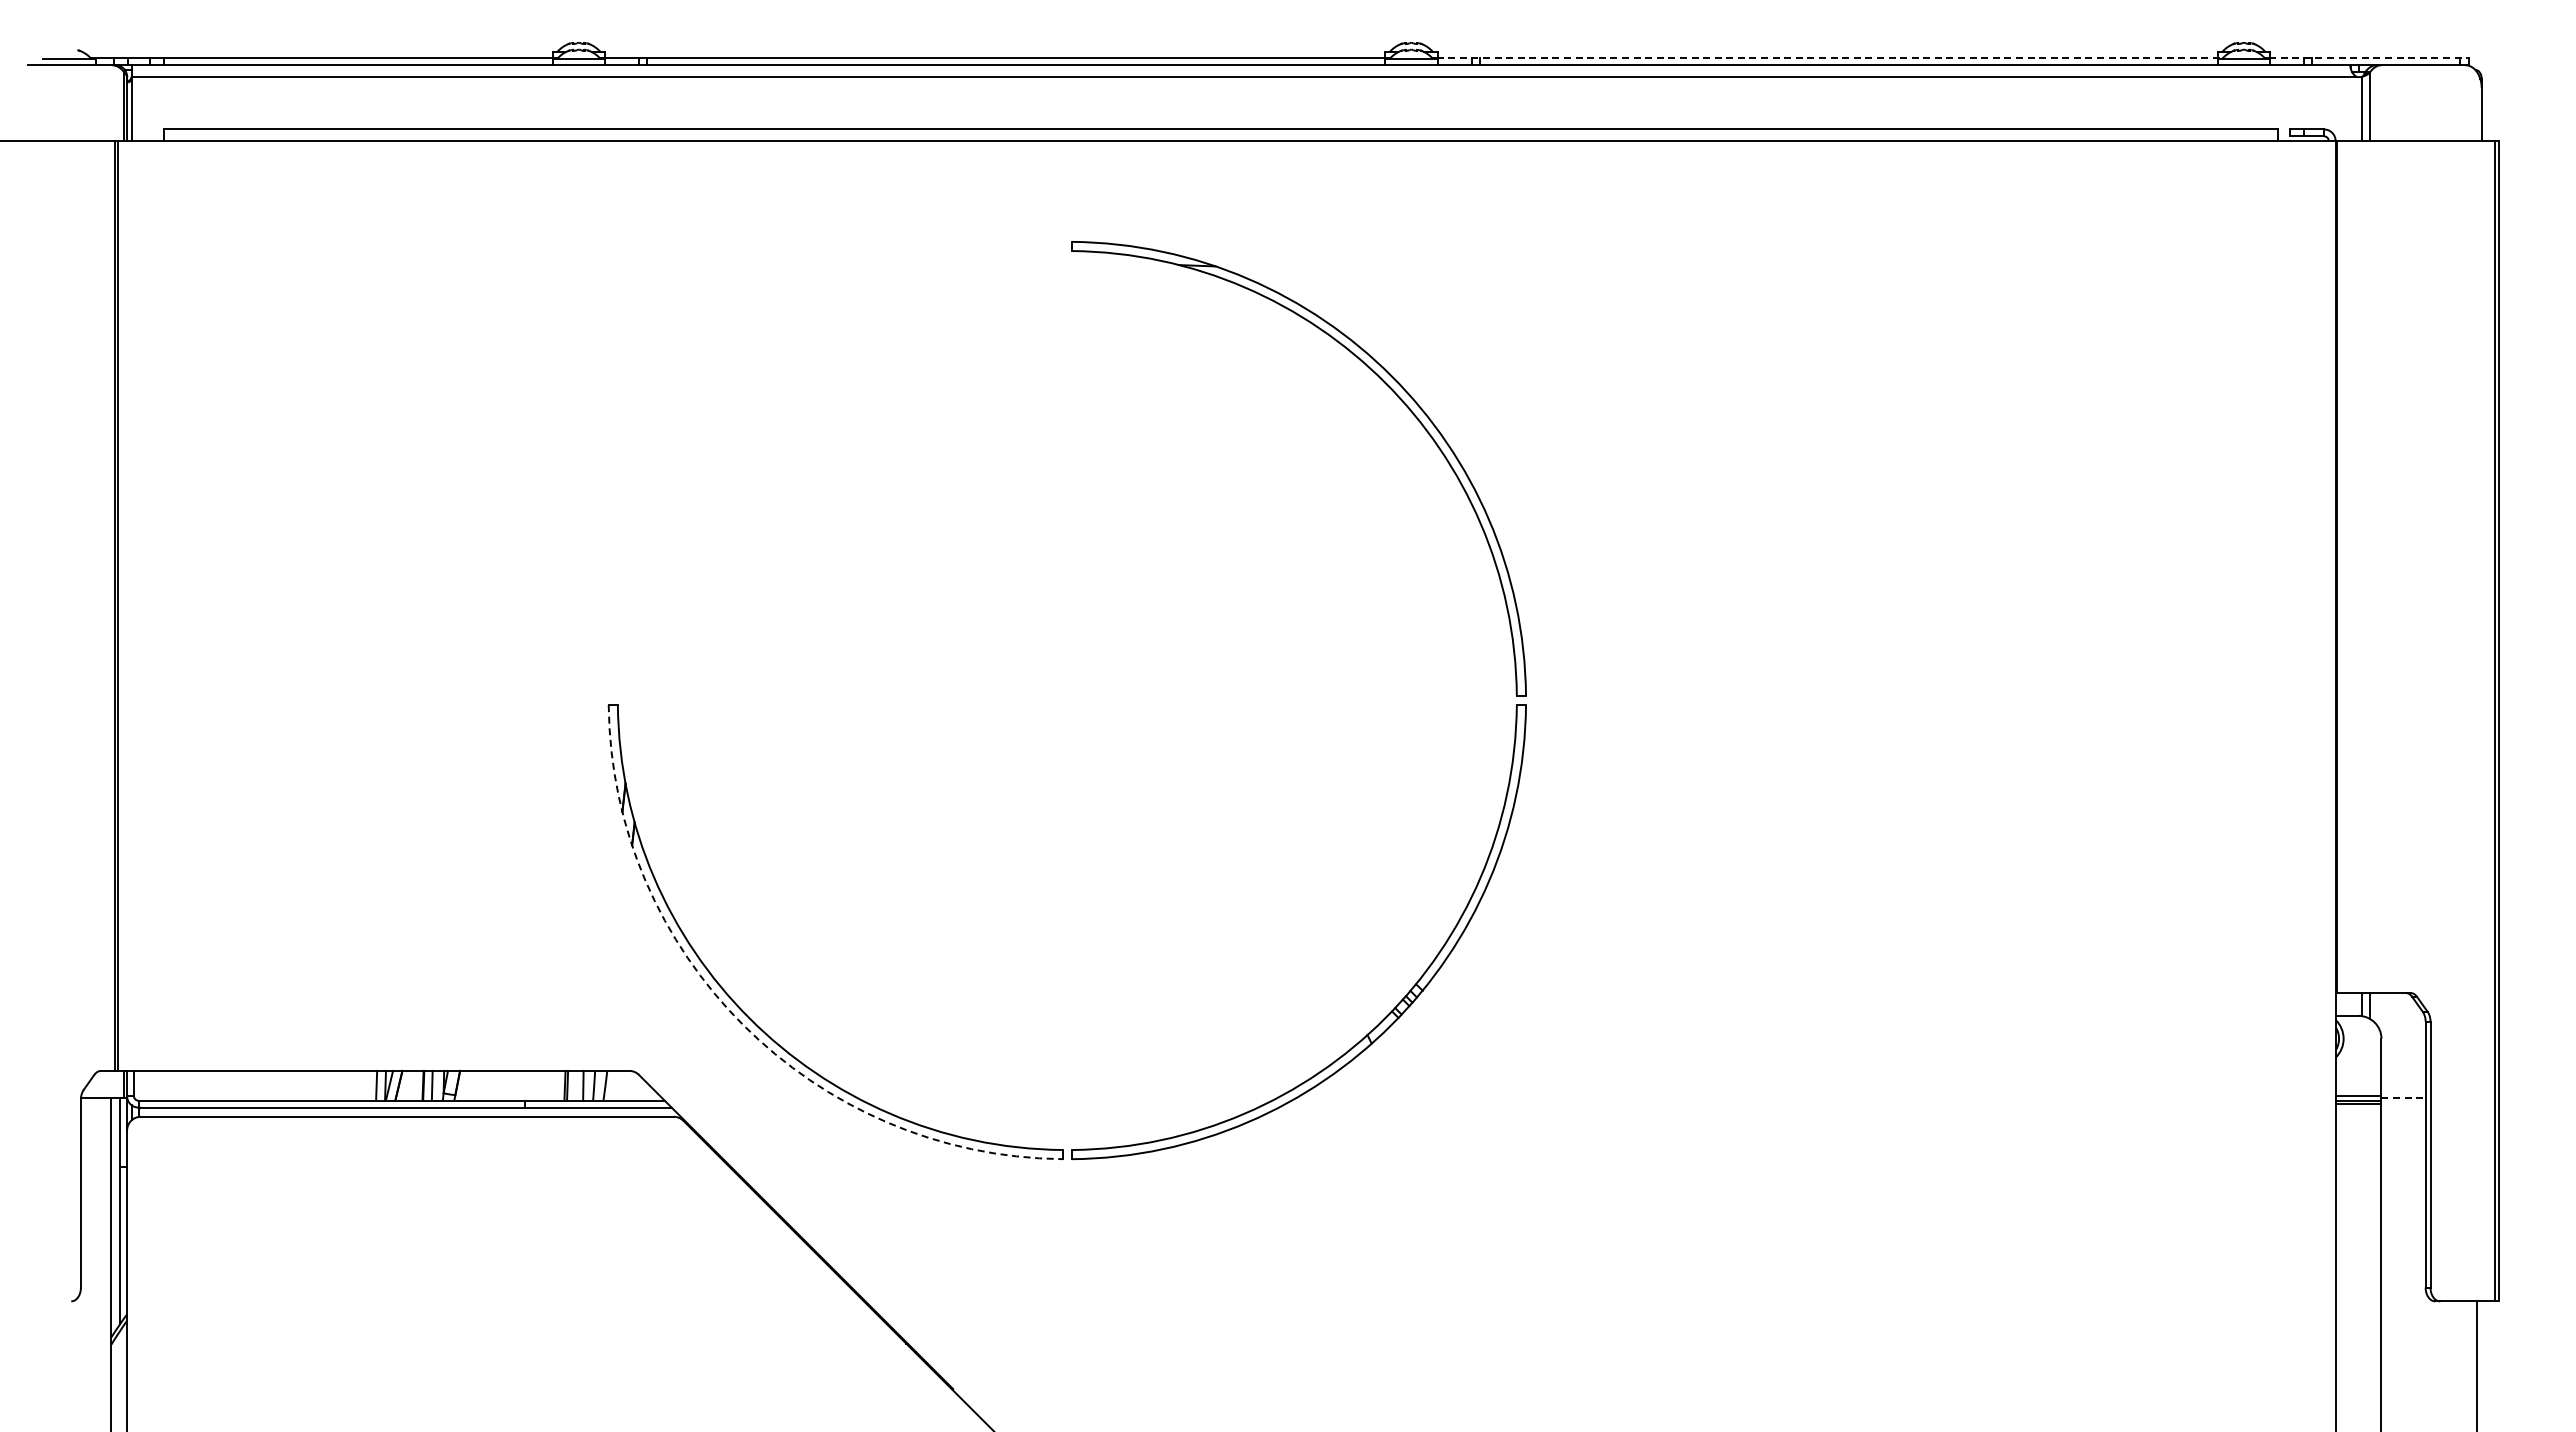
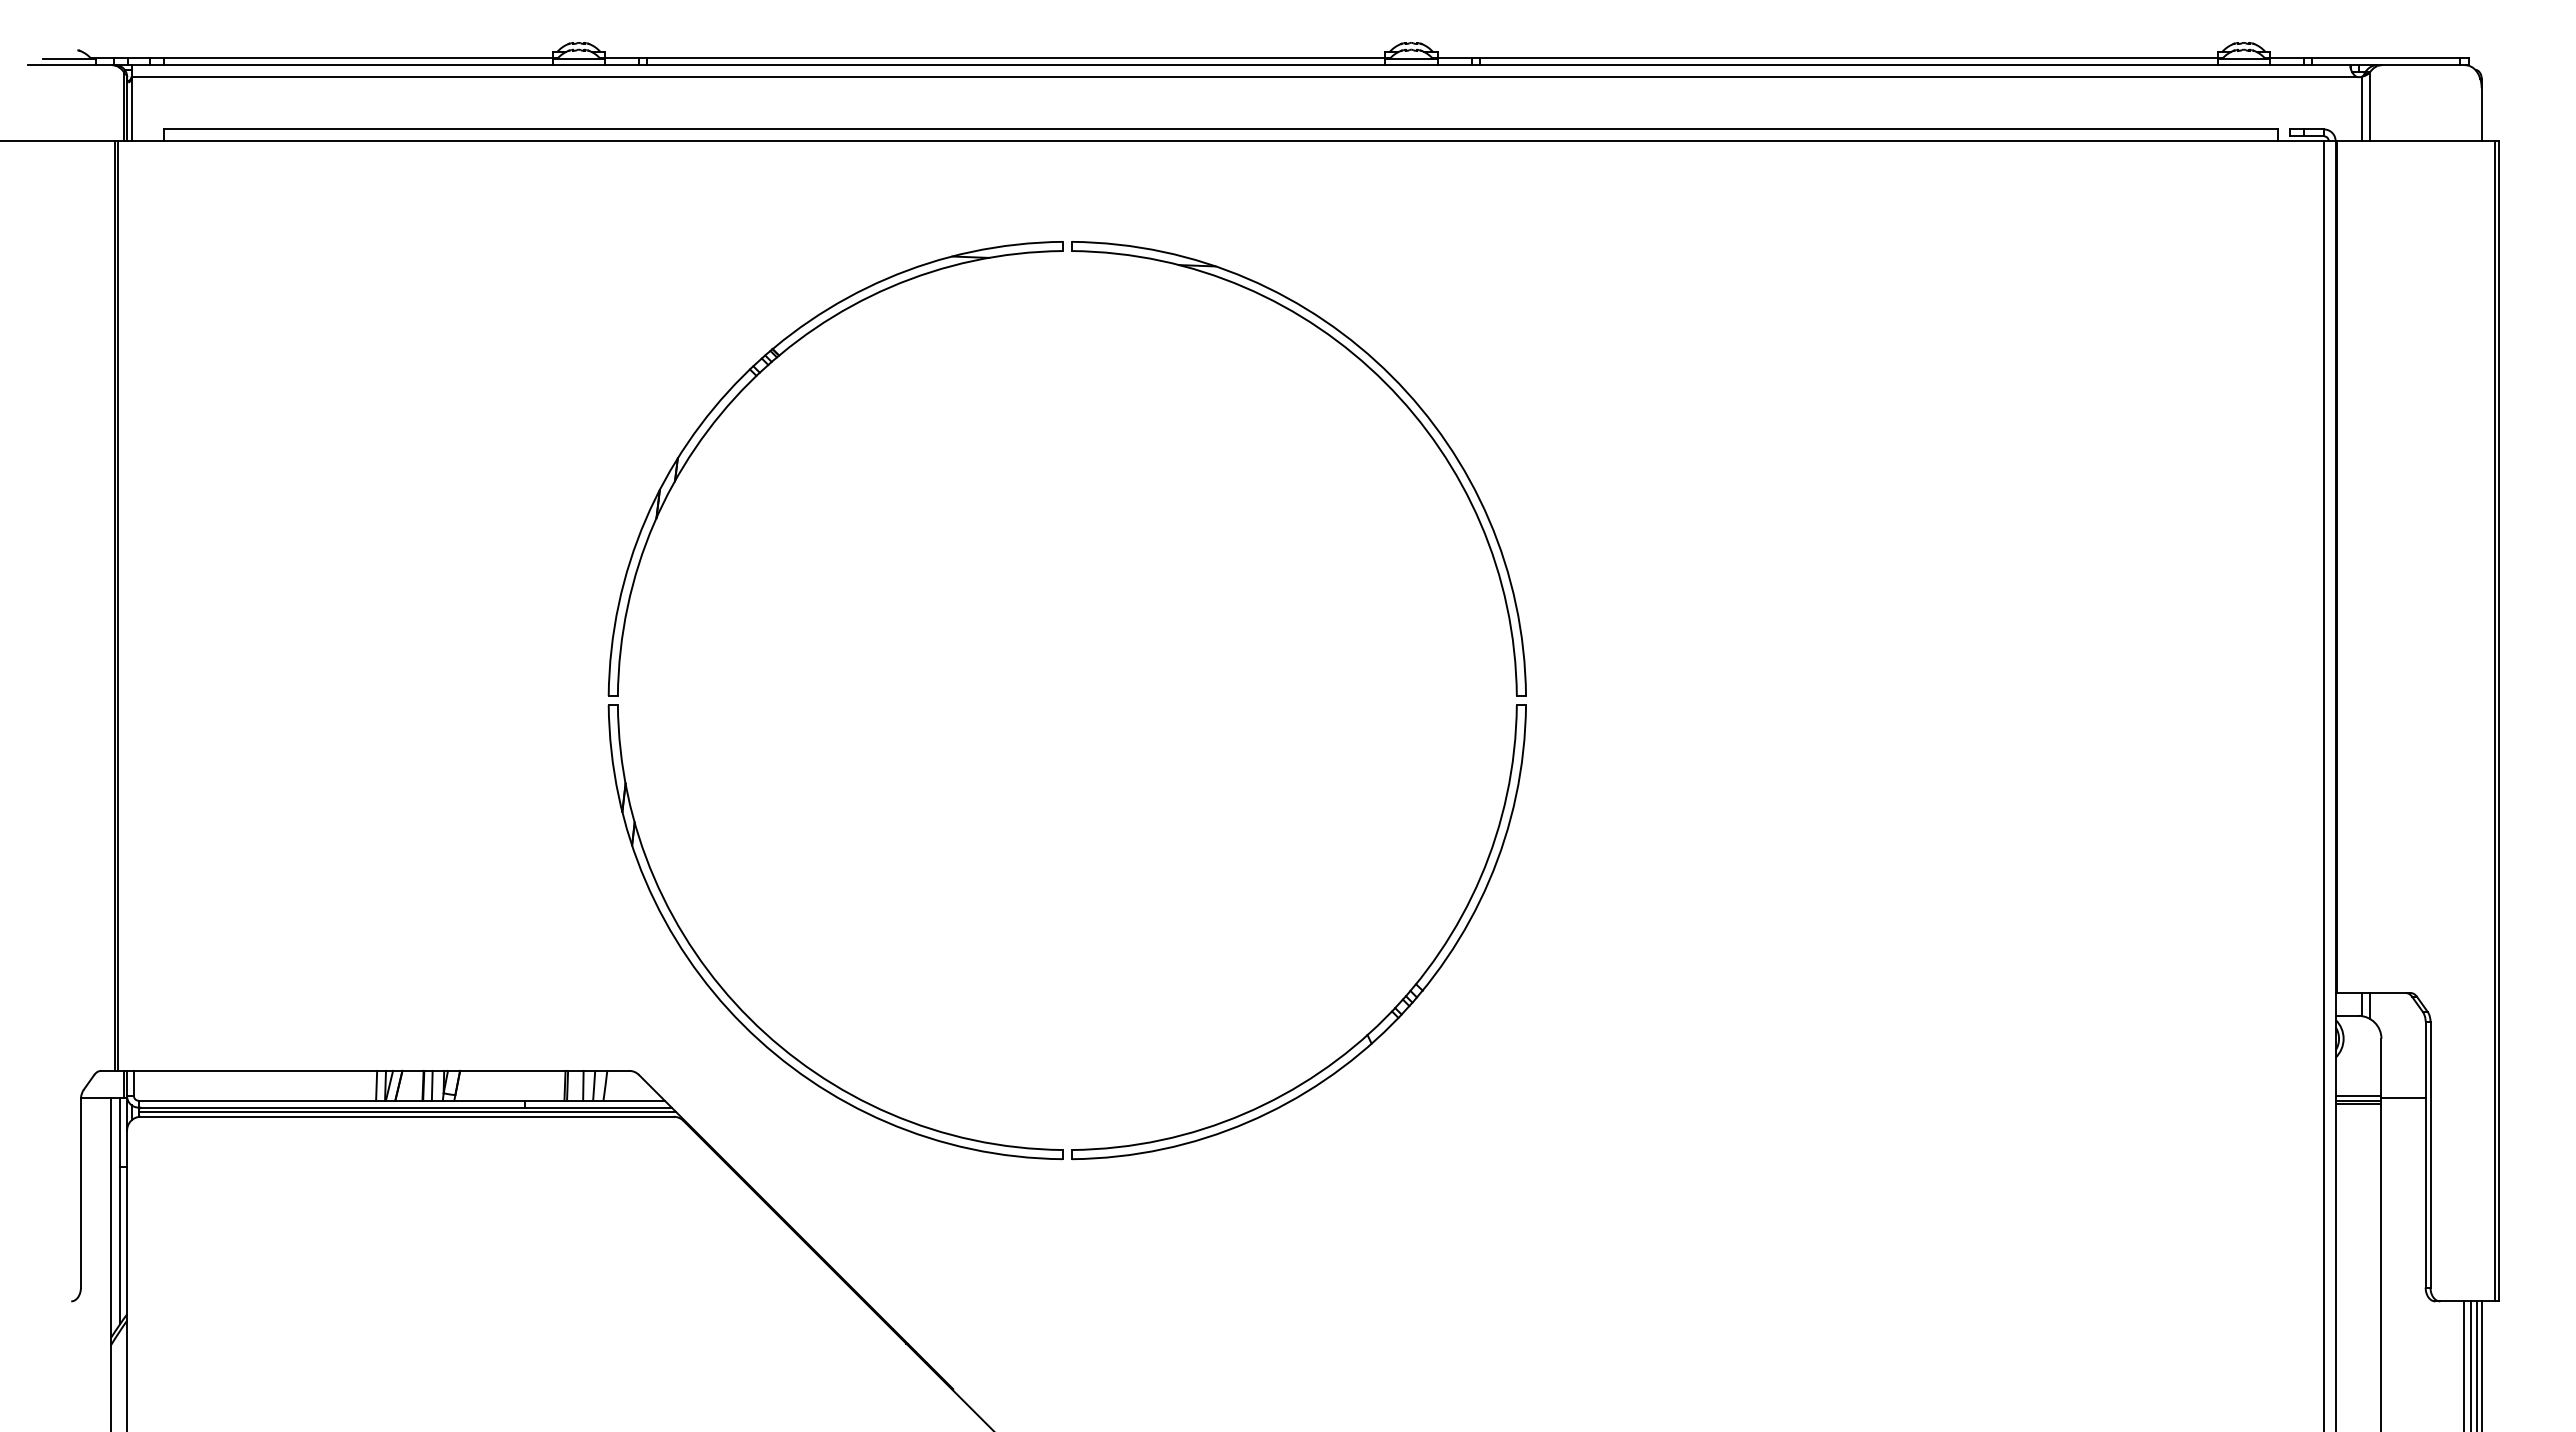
line: dashed -> solid (1830, 58)
line: dashed -> solid (2369, 58)
part: none -> present (750, 383)
line: none -> present (2324, 784)
arc: dashed -> solid (743, 1024)
line: dashed -> solid (2404, 1098)
line: none -> present (407, 1112)
line: none -> present (2463, 1364)
line: none -> present (2470, 1364)
line: none -> present (2481, 1364)
